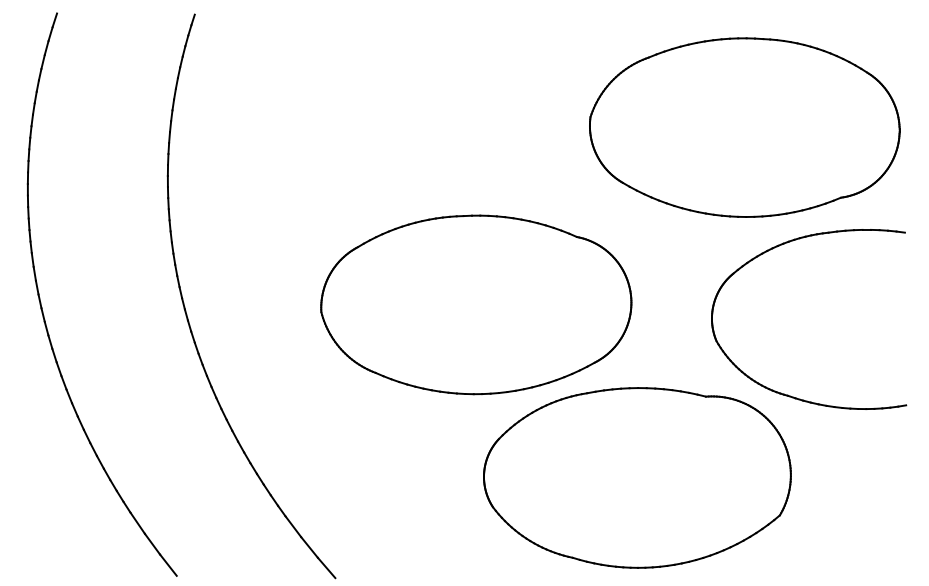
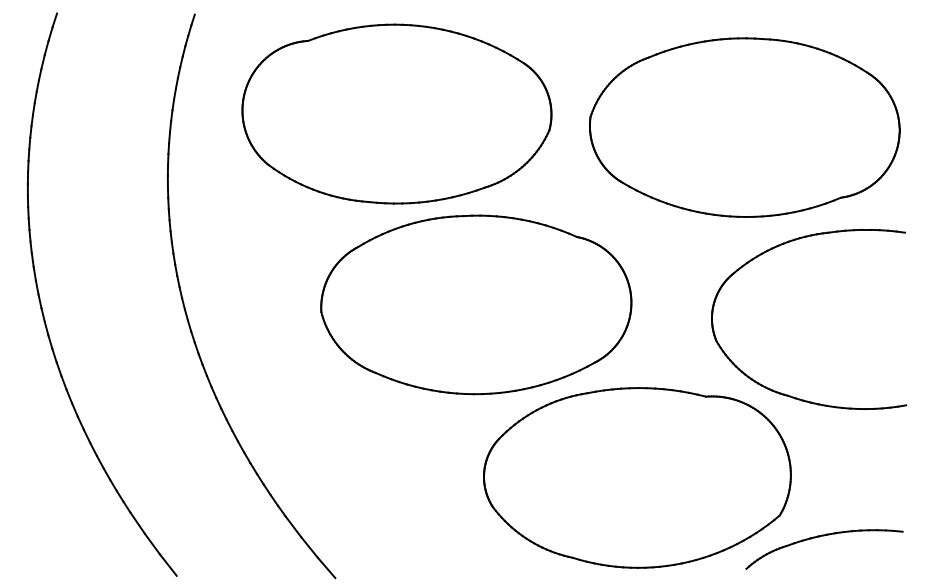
part: none -> present (396, 113)
part: none -> present (824, 536)
